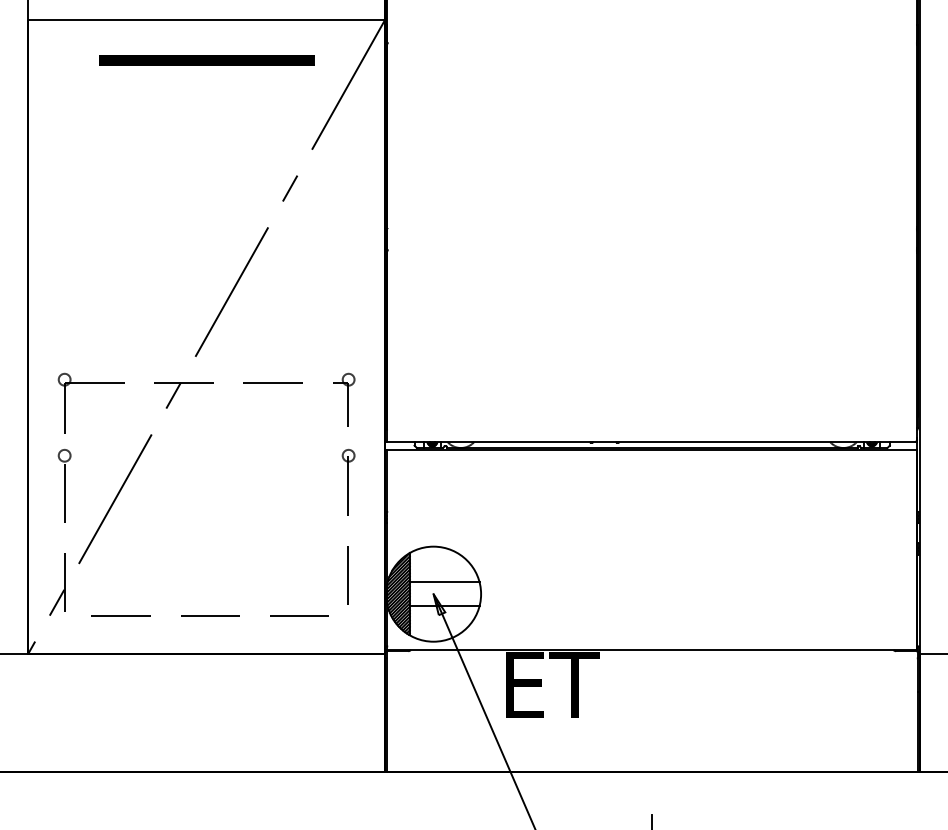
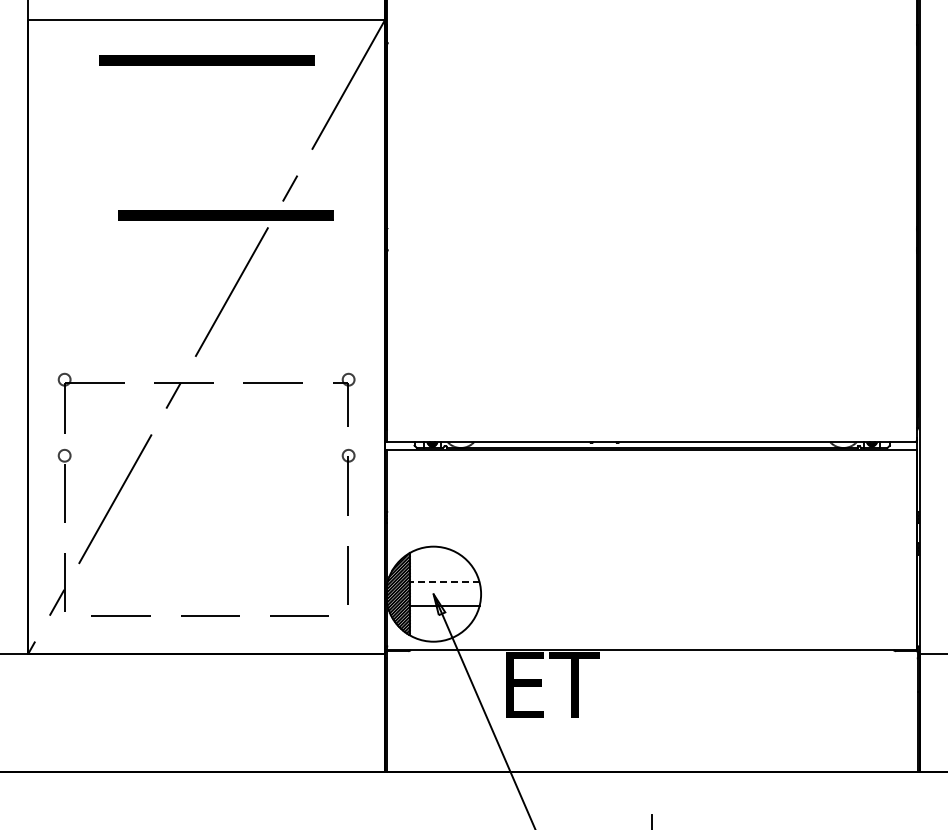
part: none -> present (225, 215)
line: solid -> dashed (444, 582)
